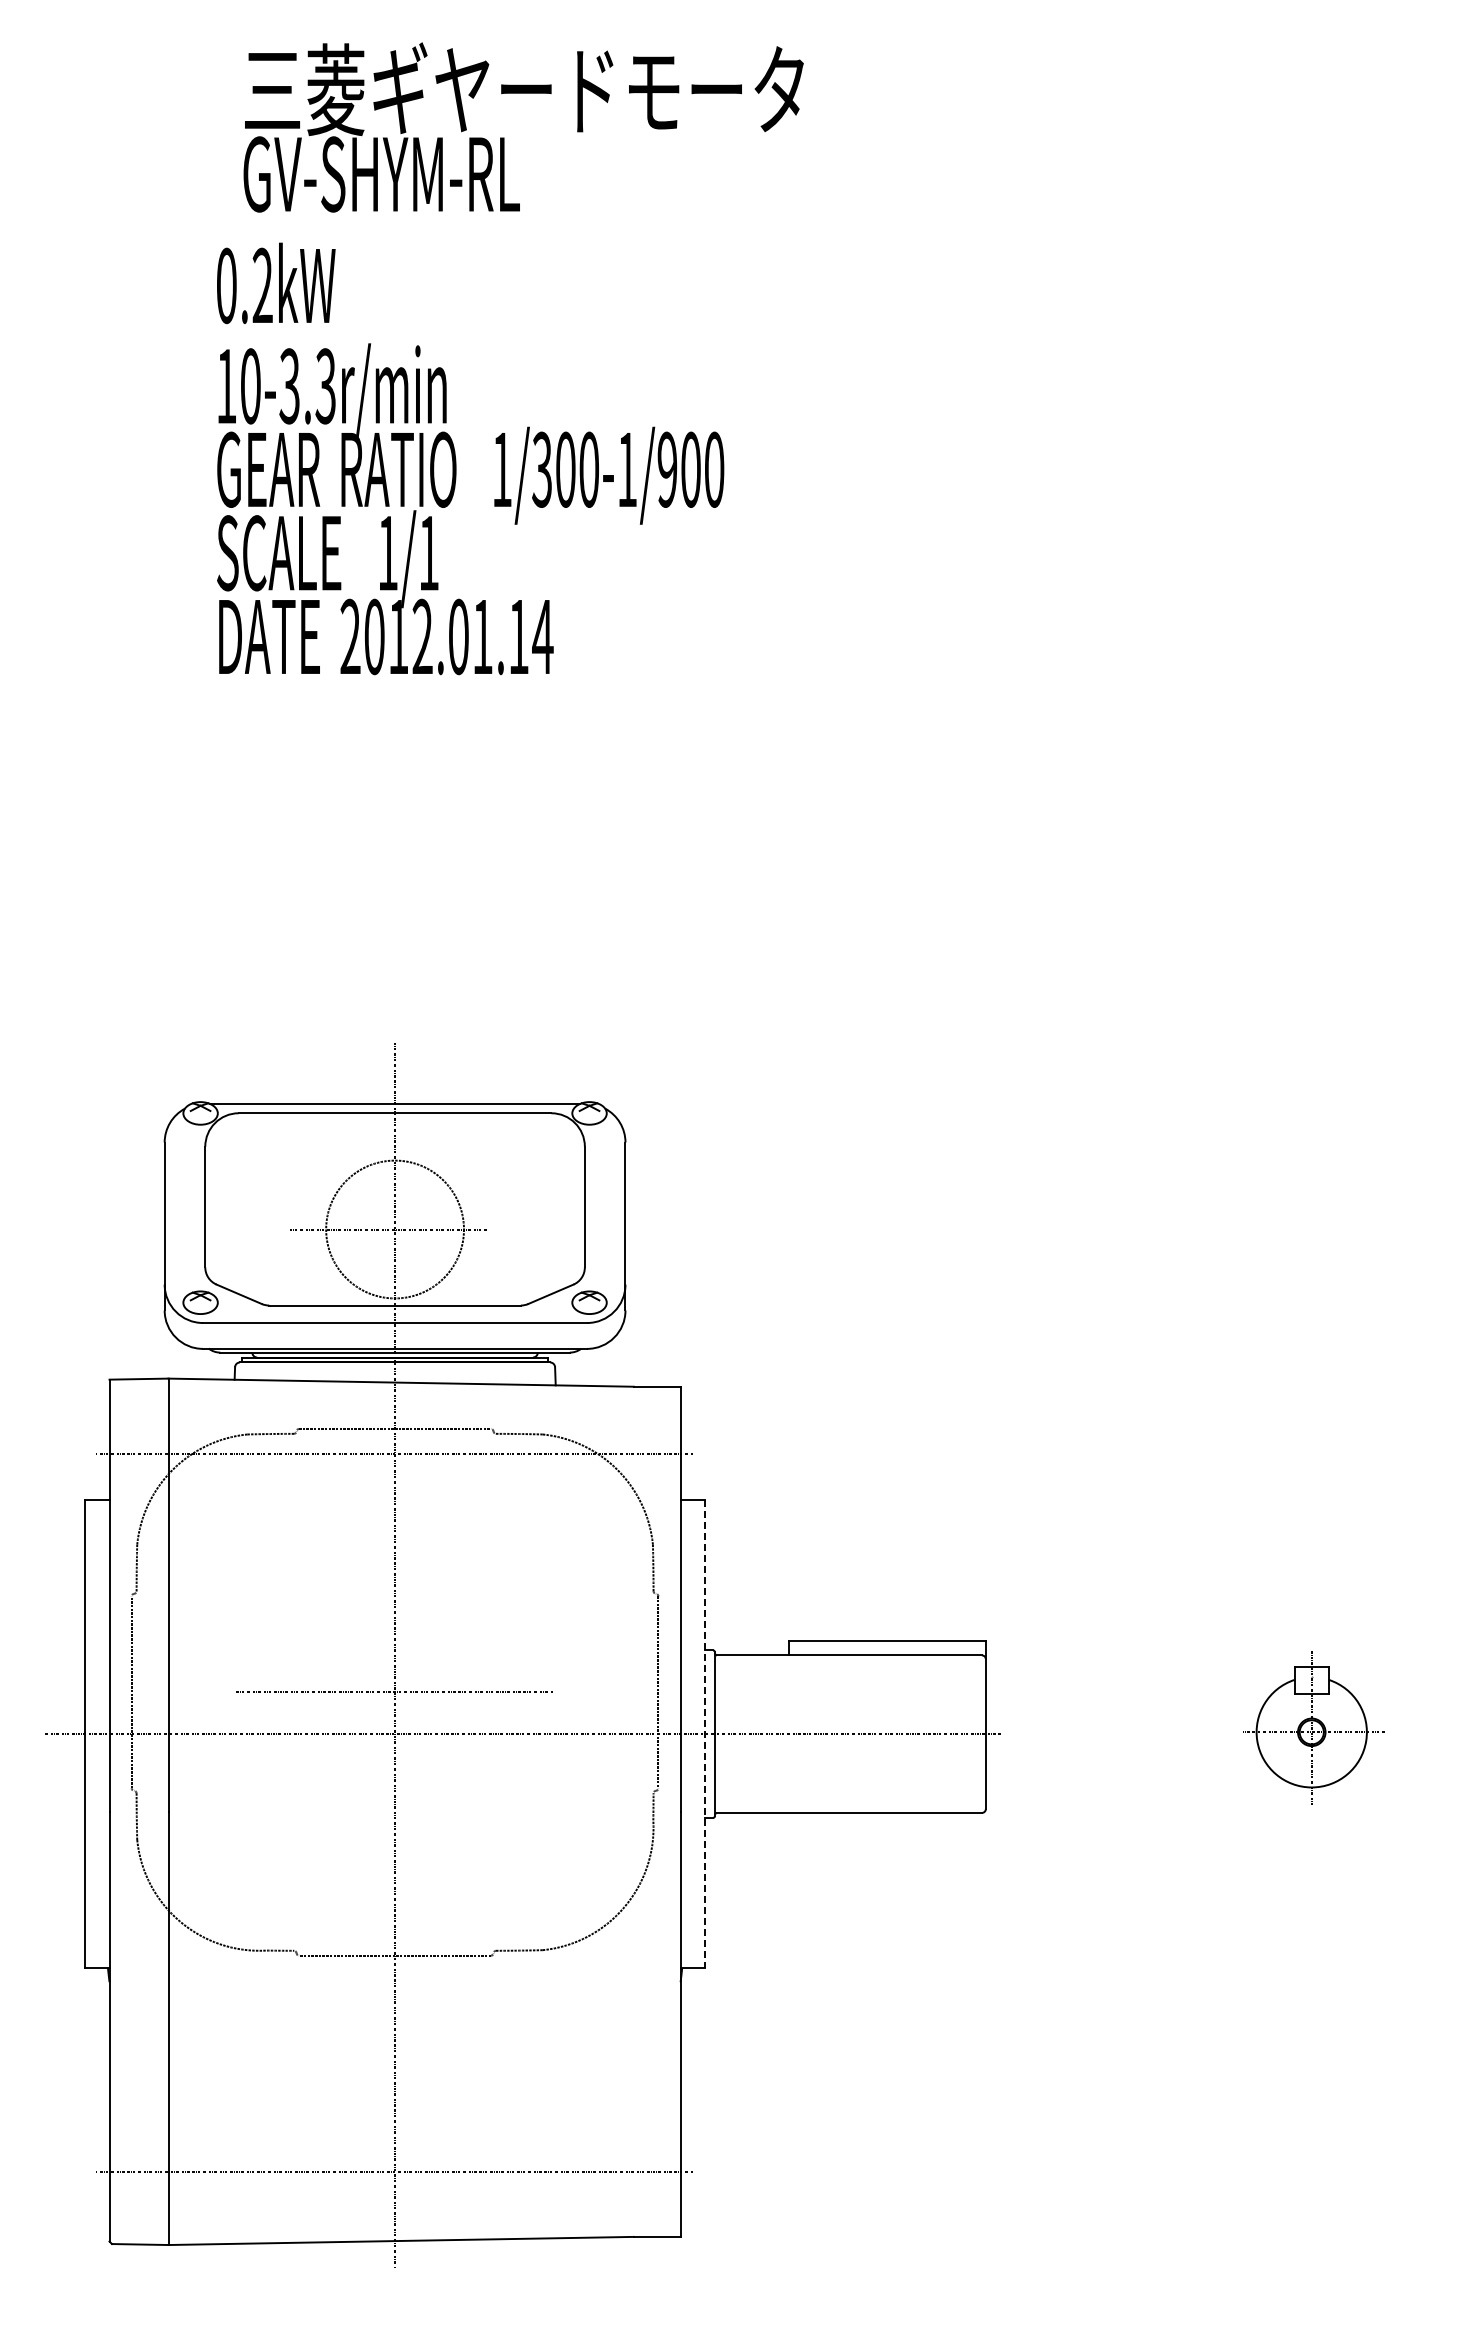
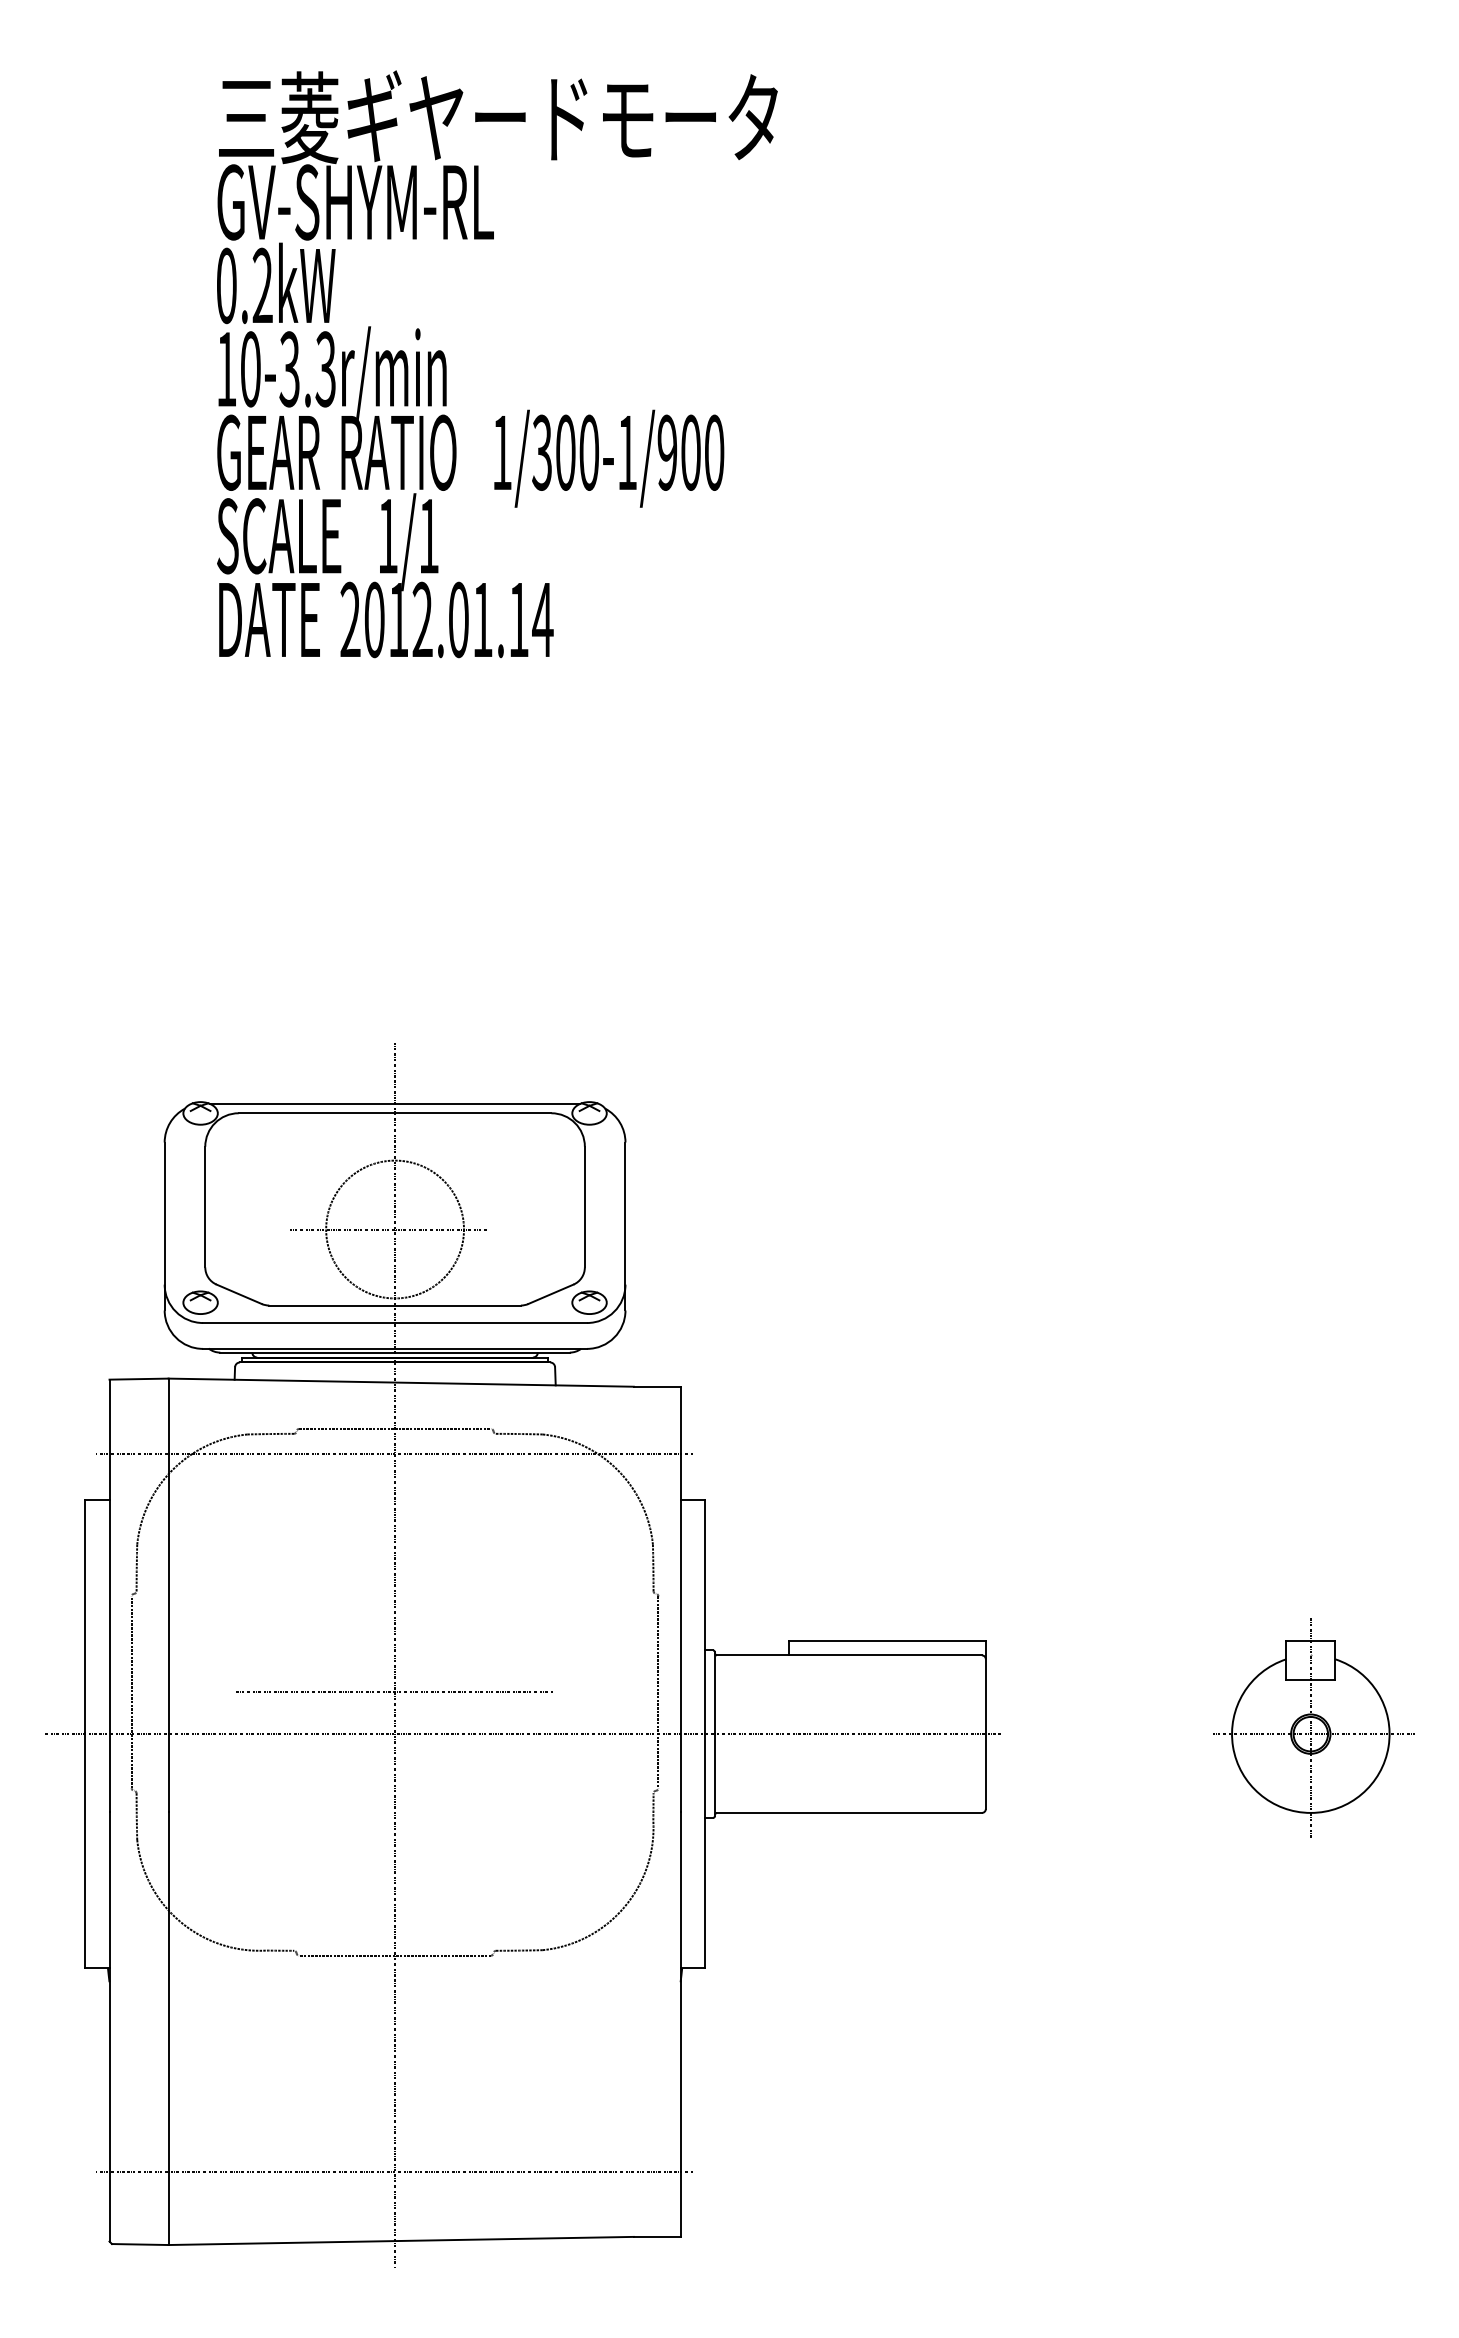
text position: (523, 127) -> (497, 155) (497, 155)
text position: (470, 509) -> (470, 492) (470, 492)
part size: 142x154 px -> 202x220 px (1313, 1727)
line: dashed -> solid (705, 1734)
